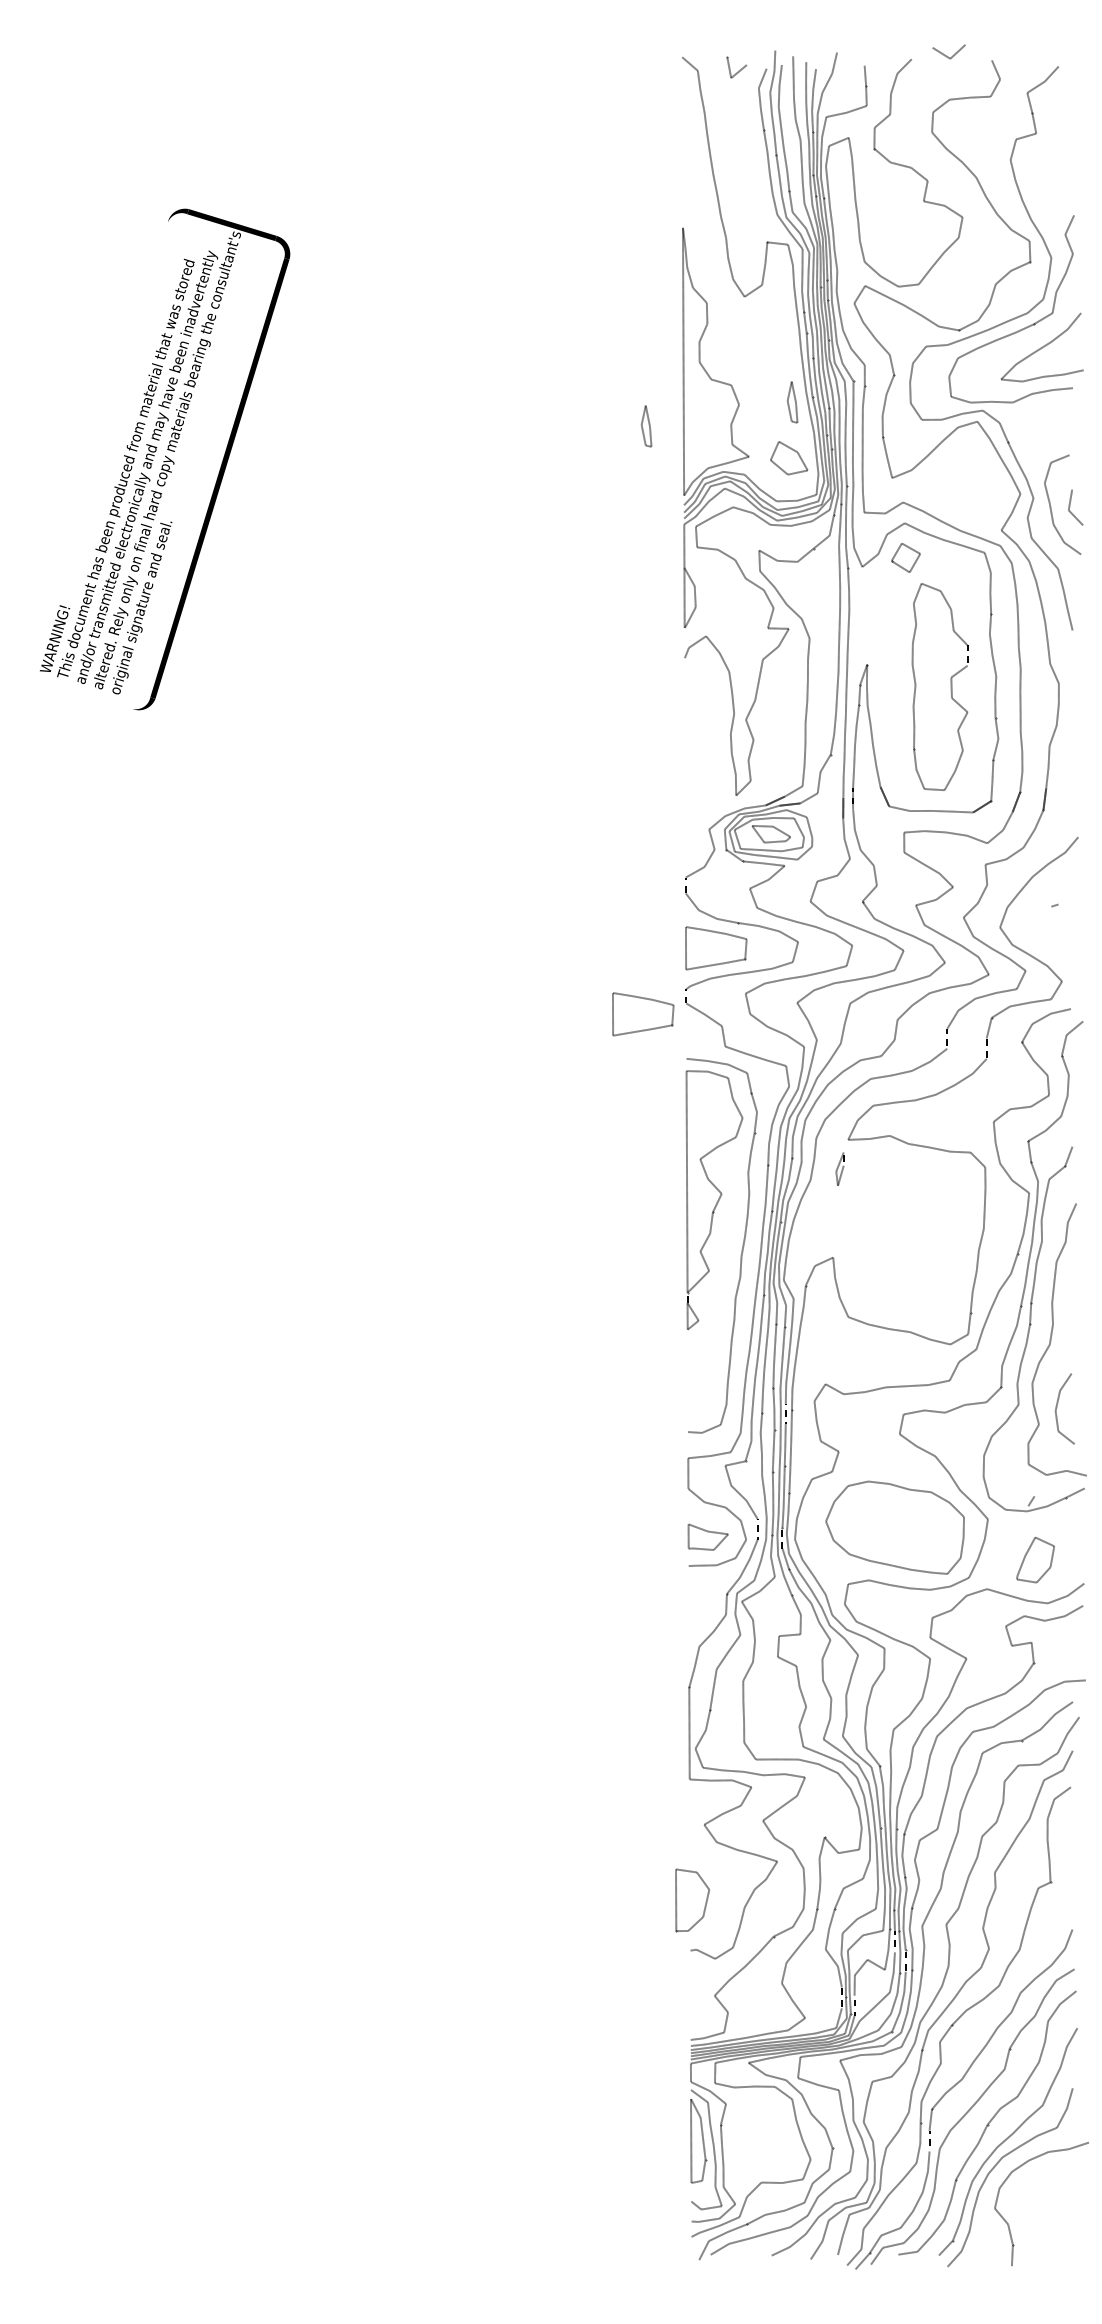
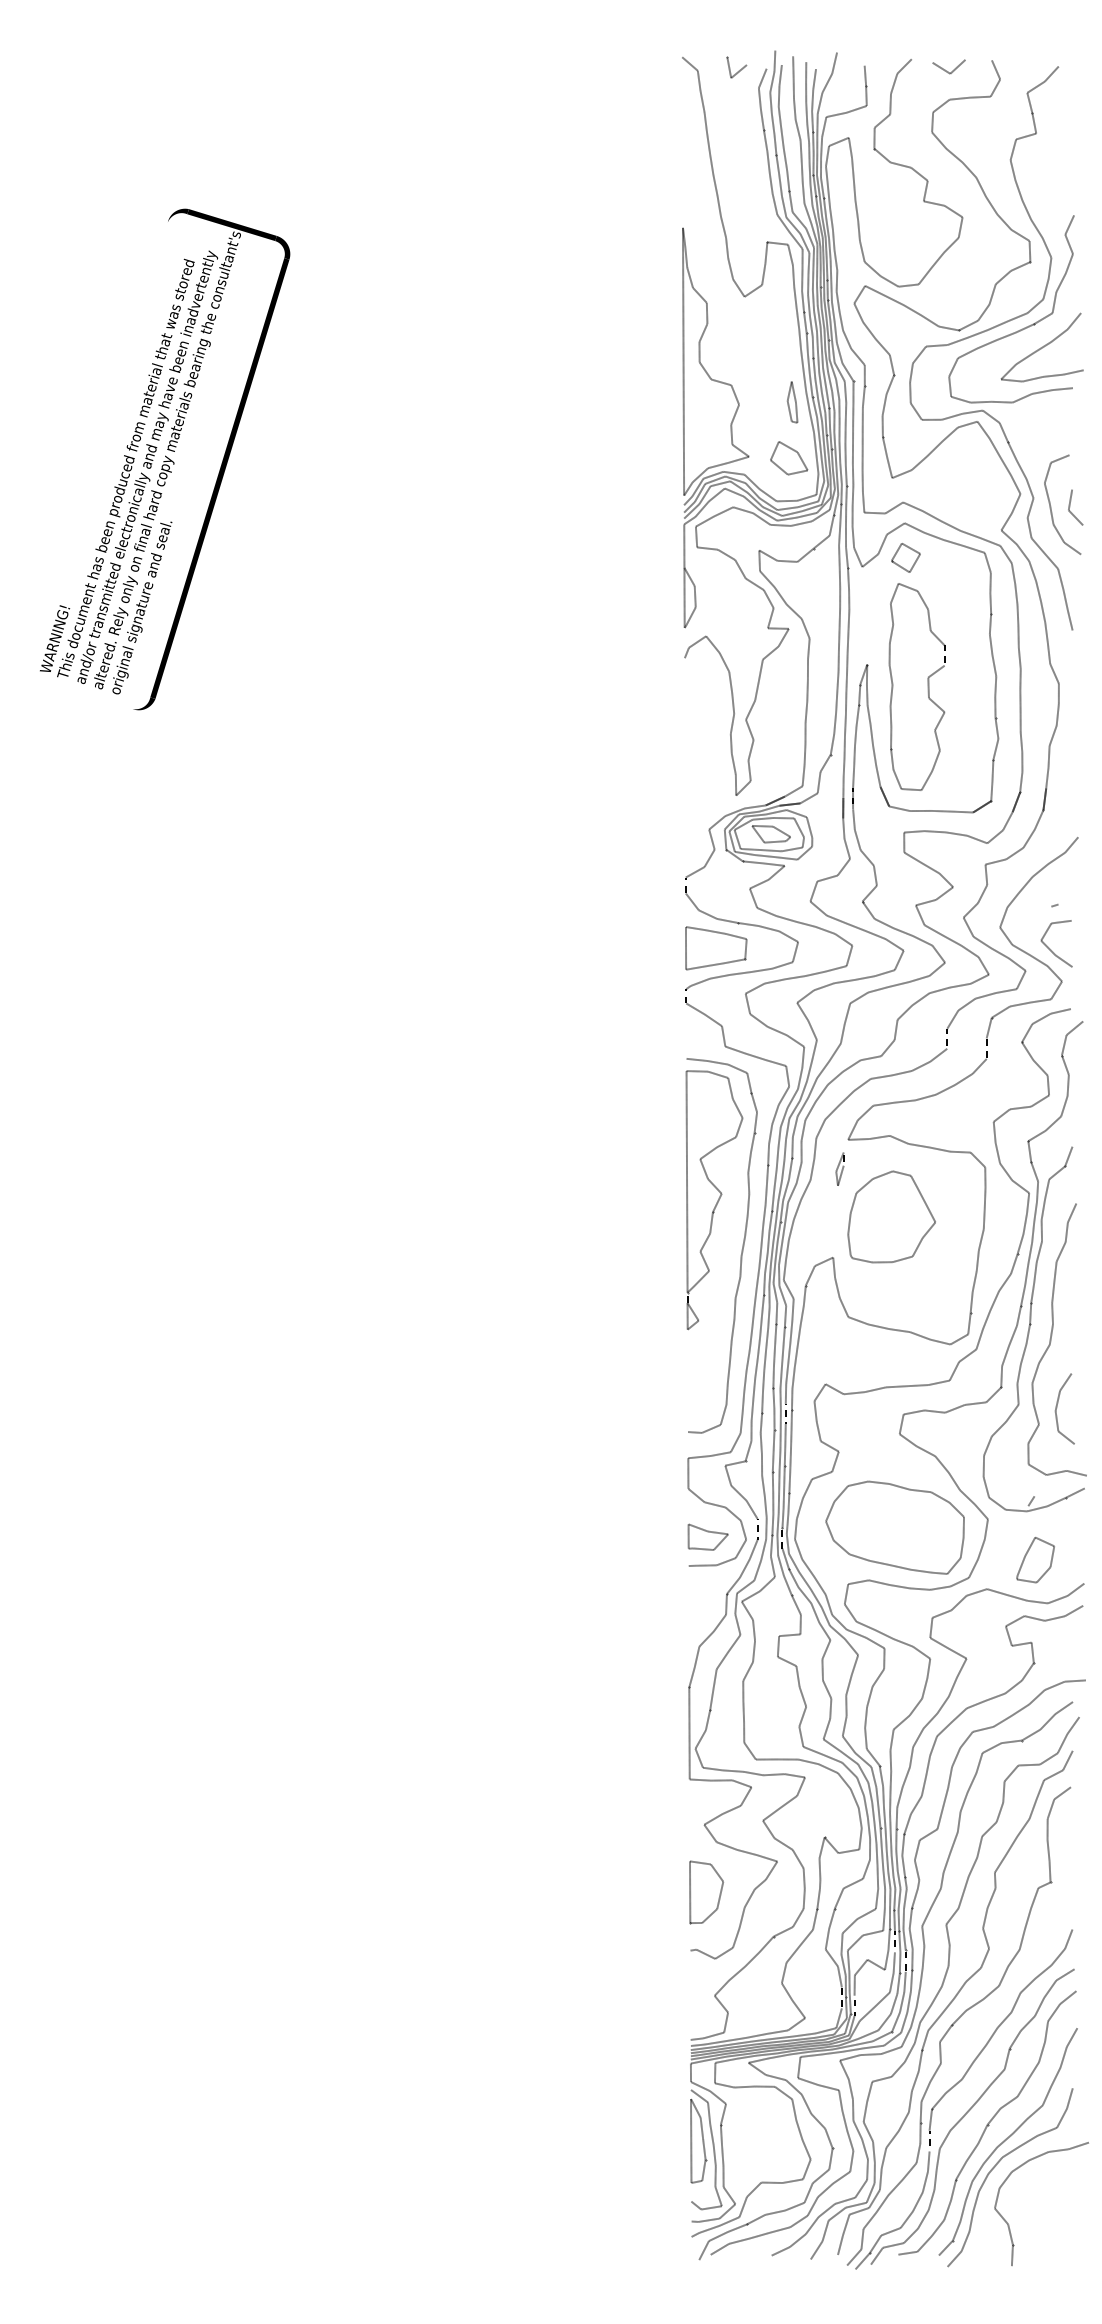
line position: (945, 54) -> (945, 69) (945, 69)
part: present -> none (646, 426)
part position: (950, 686) -> (927, 686) (927, 686)
line: none -> present (1050, 948)
part: present -> none (643, 1014)
part: none -> present (891, 1216)
part position: (692, 1900) -> (706, 1892) (706, 1892)
